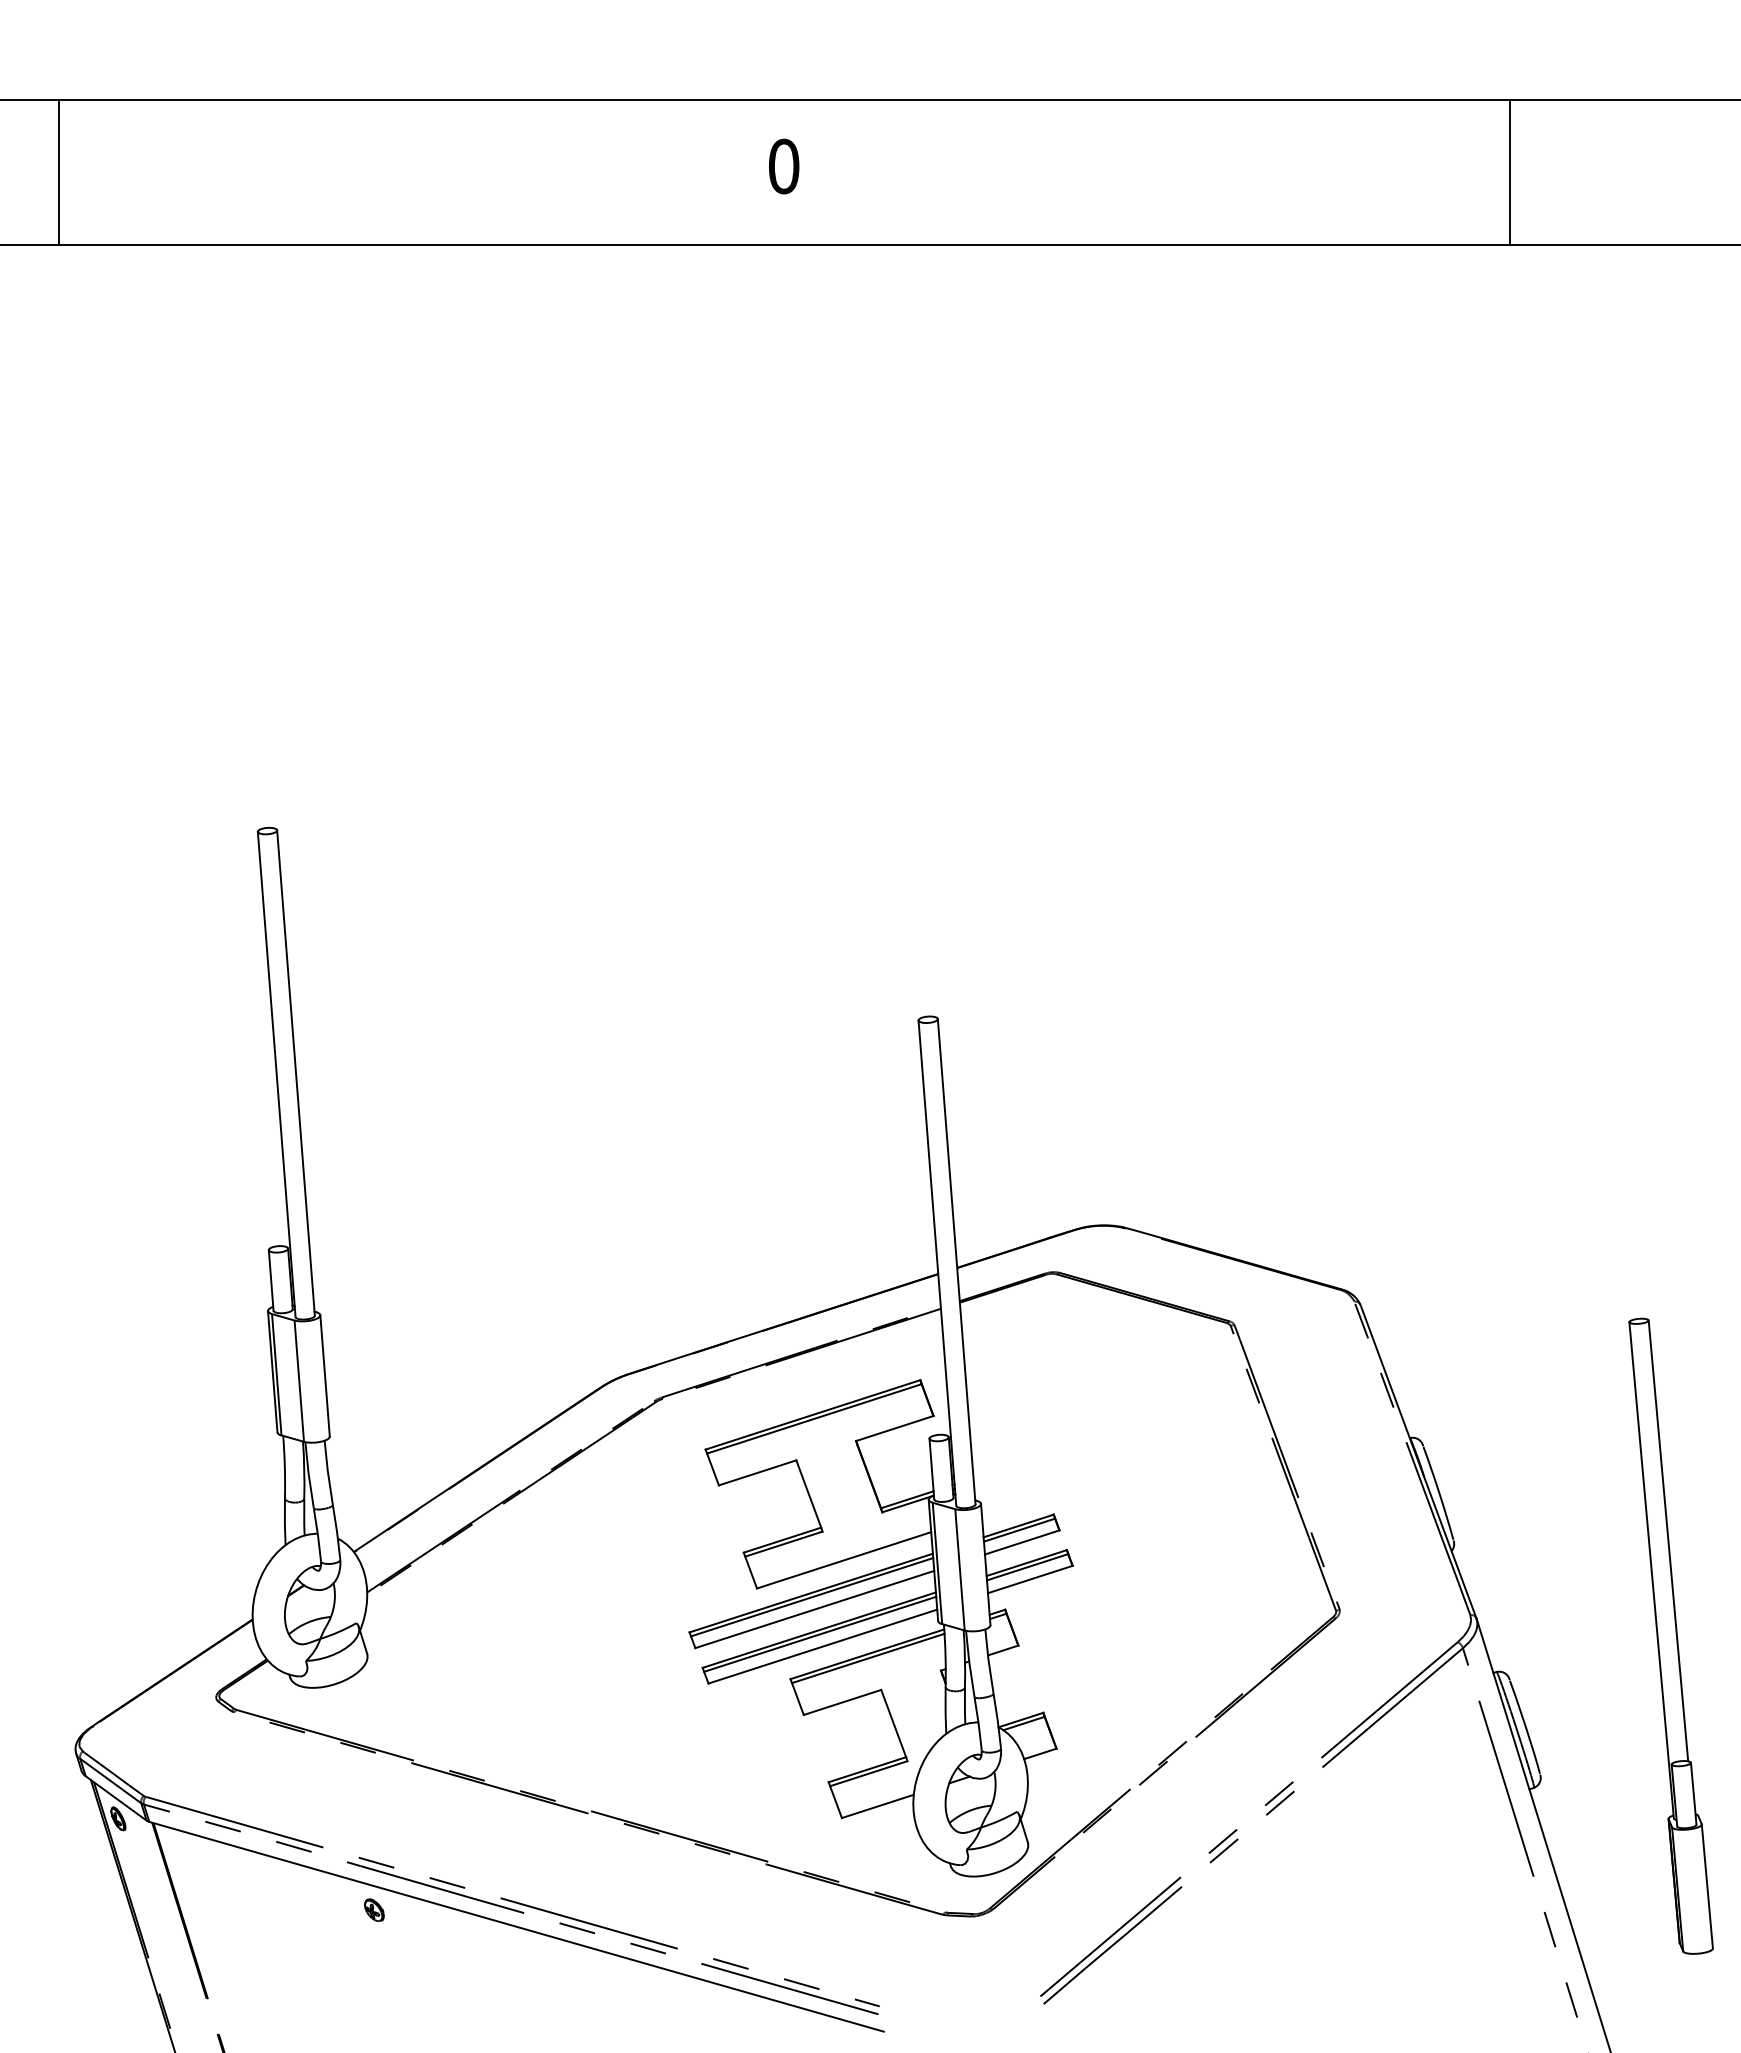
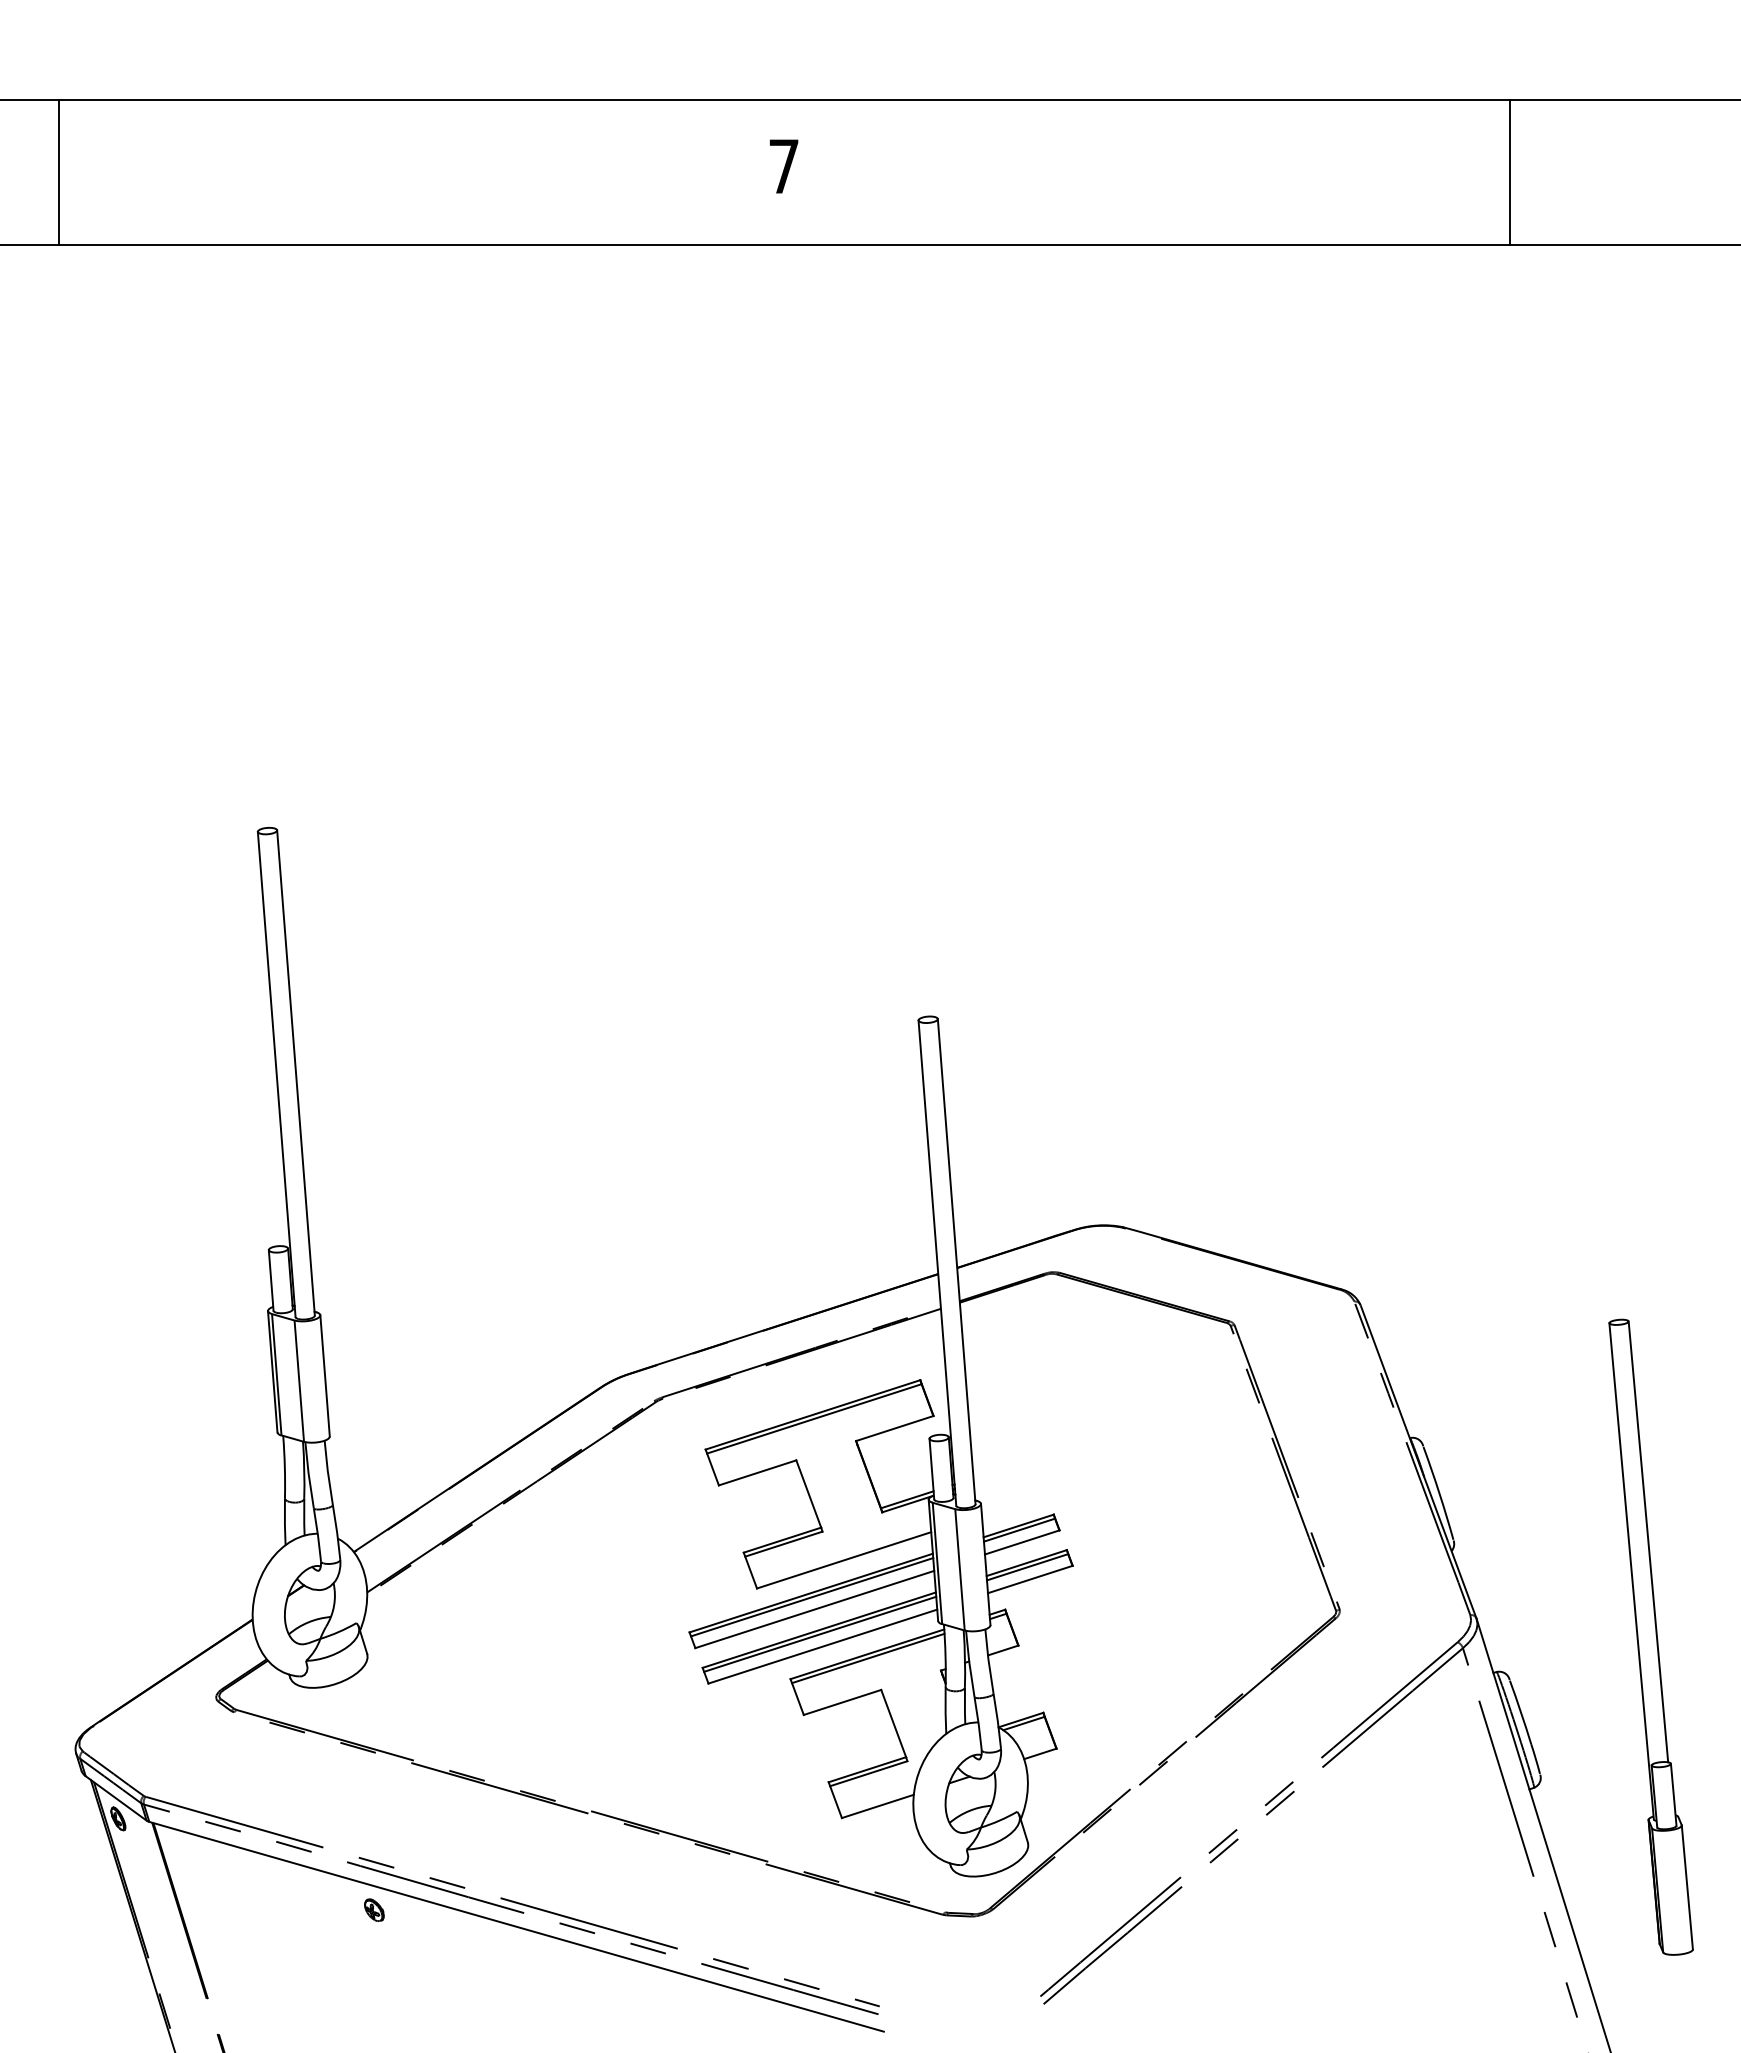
text: 0 -> 7 (784, 166)
part position: (1670, 1635) -> (1650, 1636) (1650, 1636)
